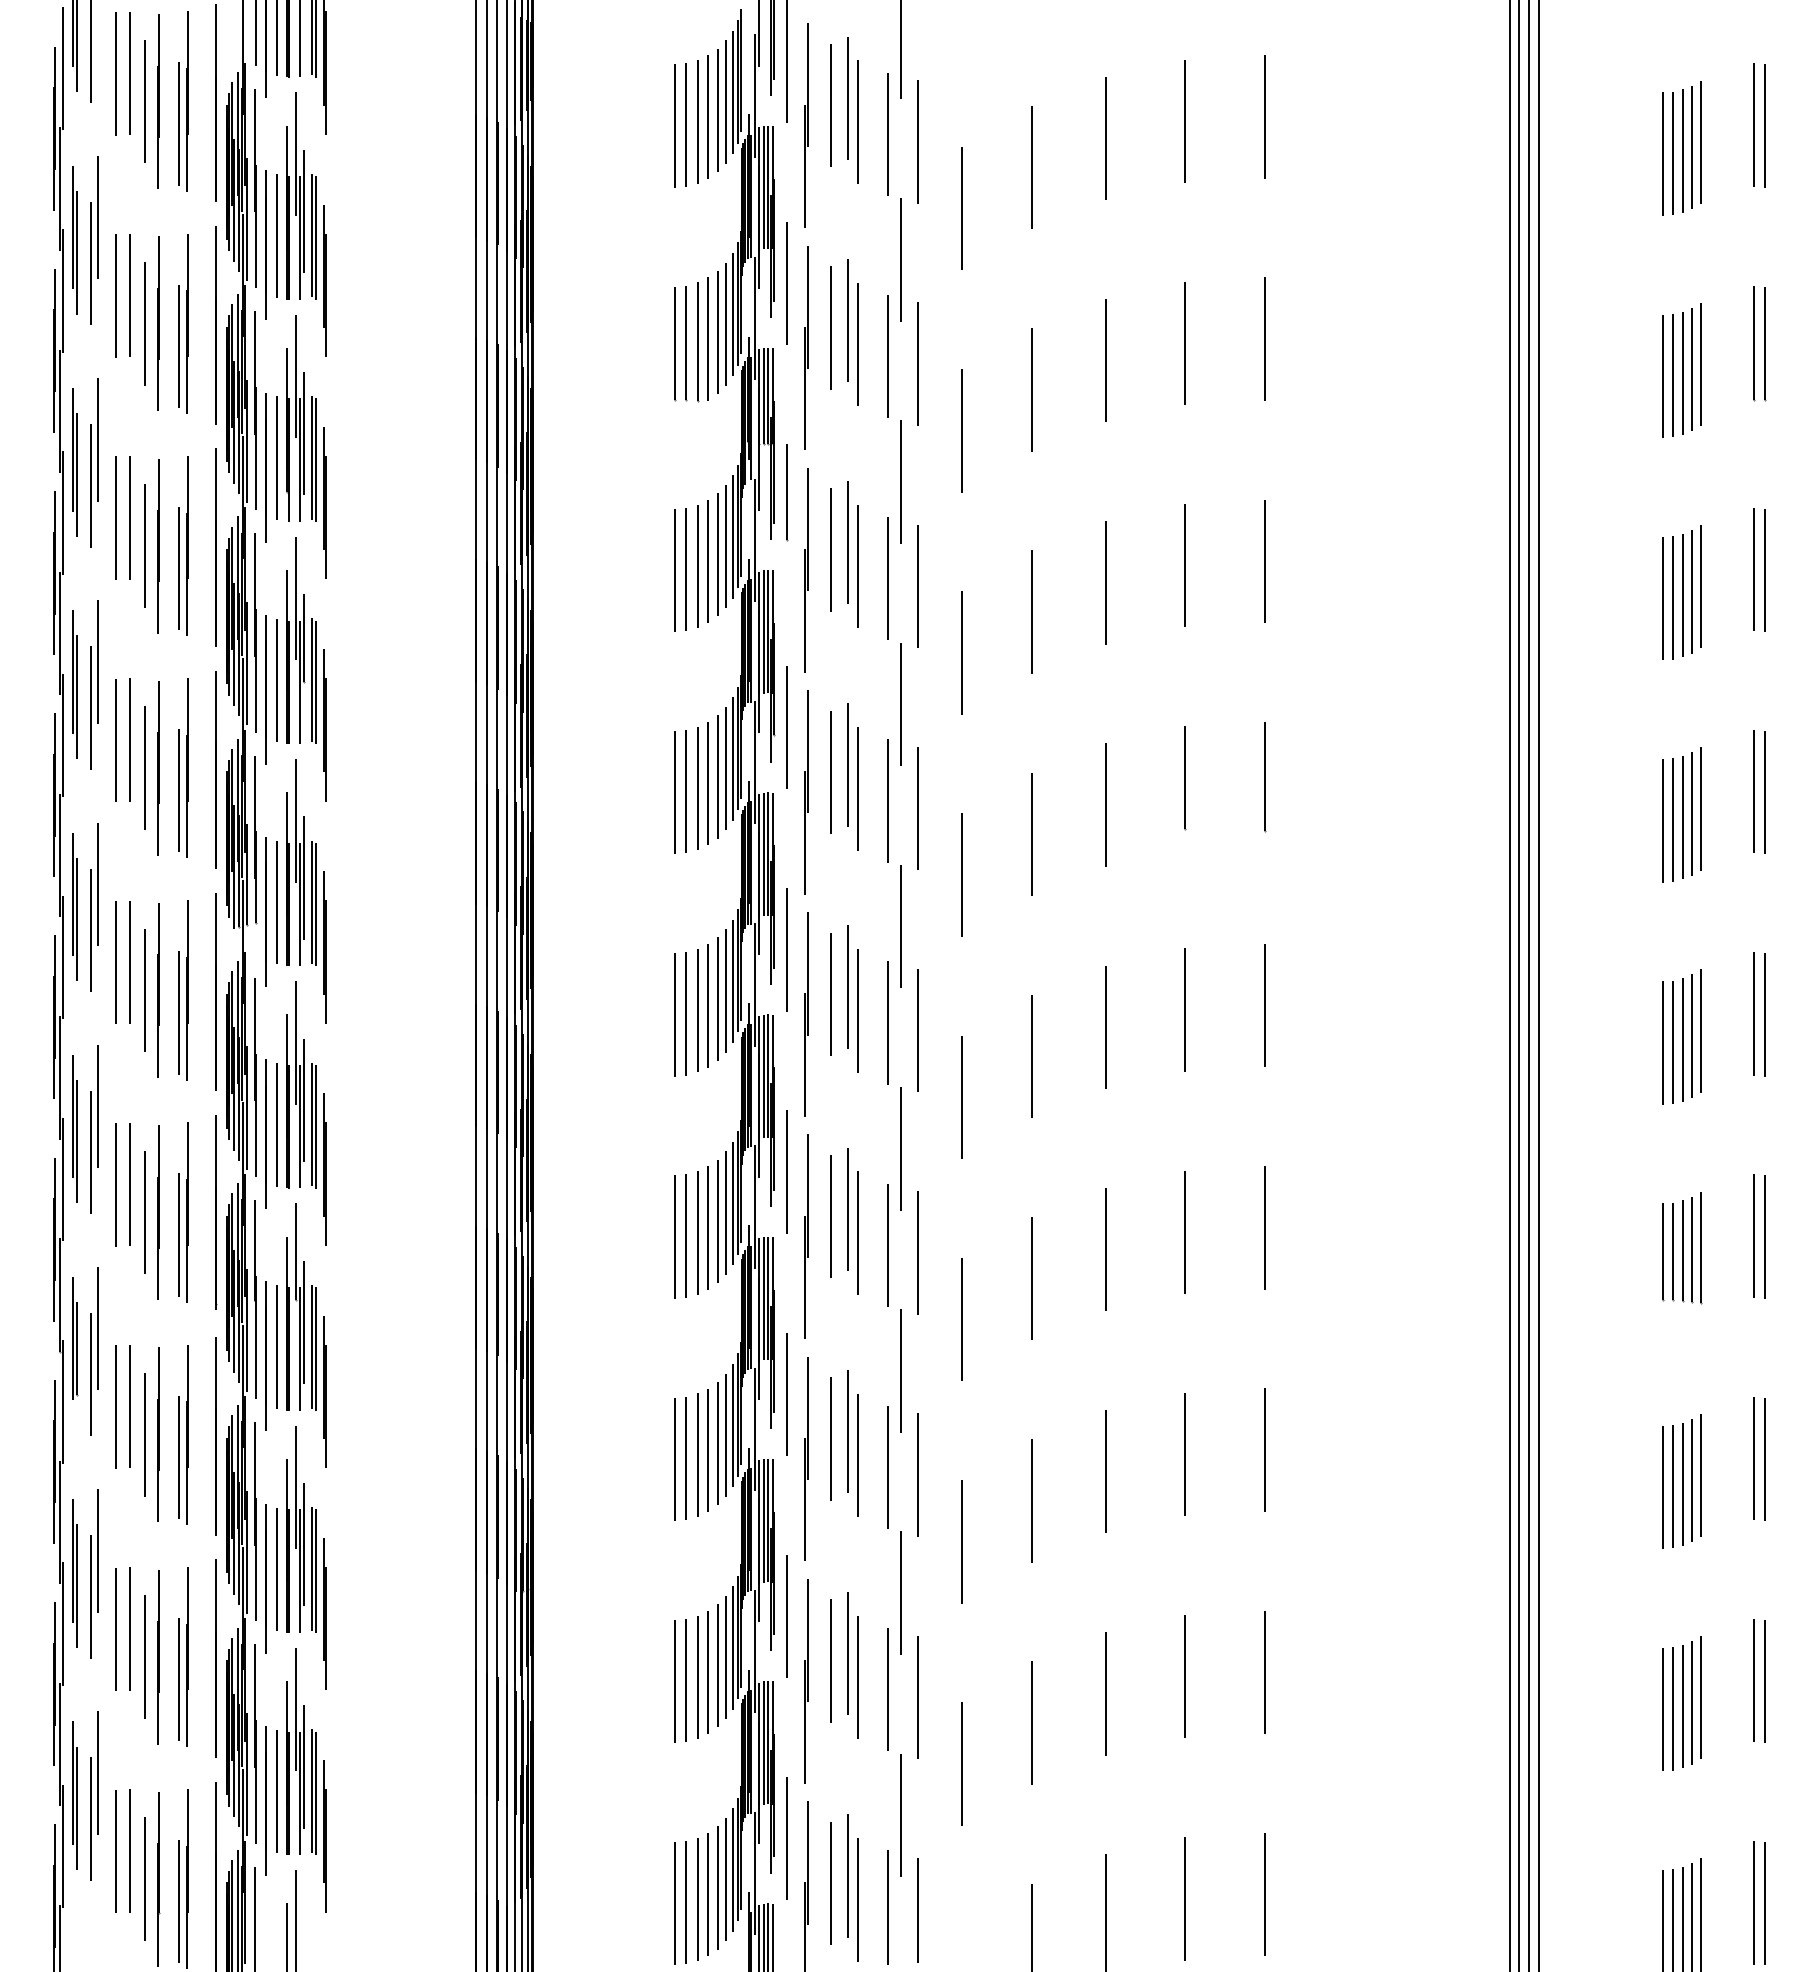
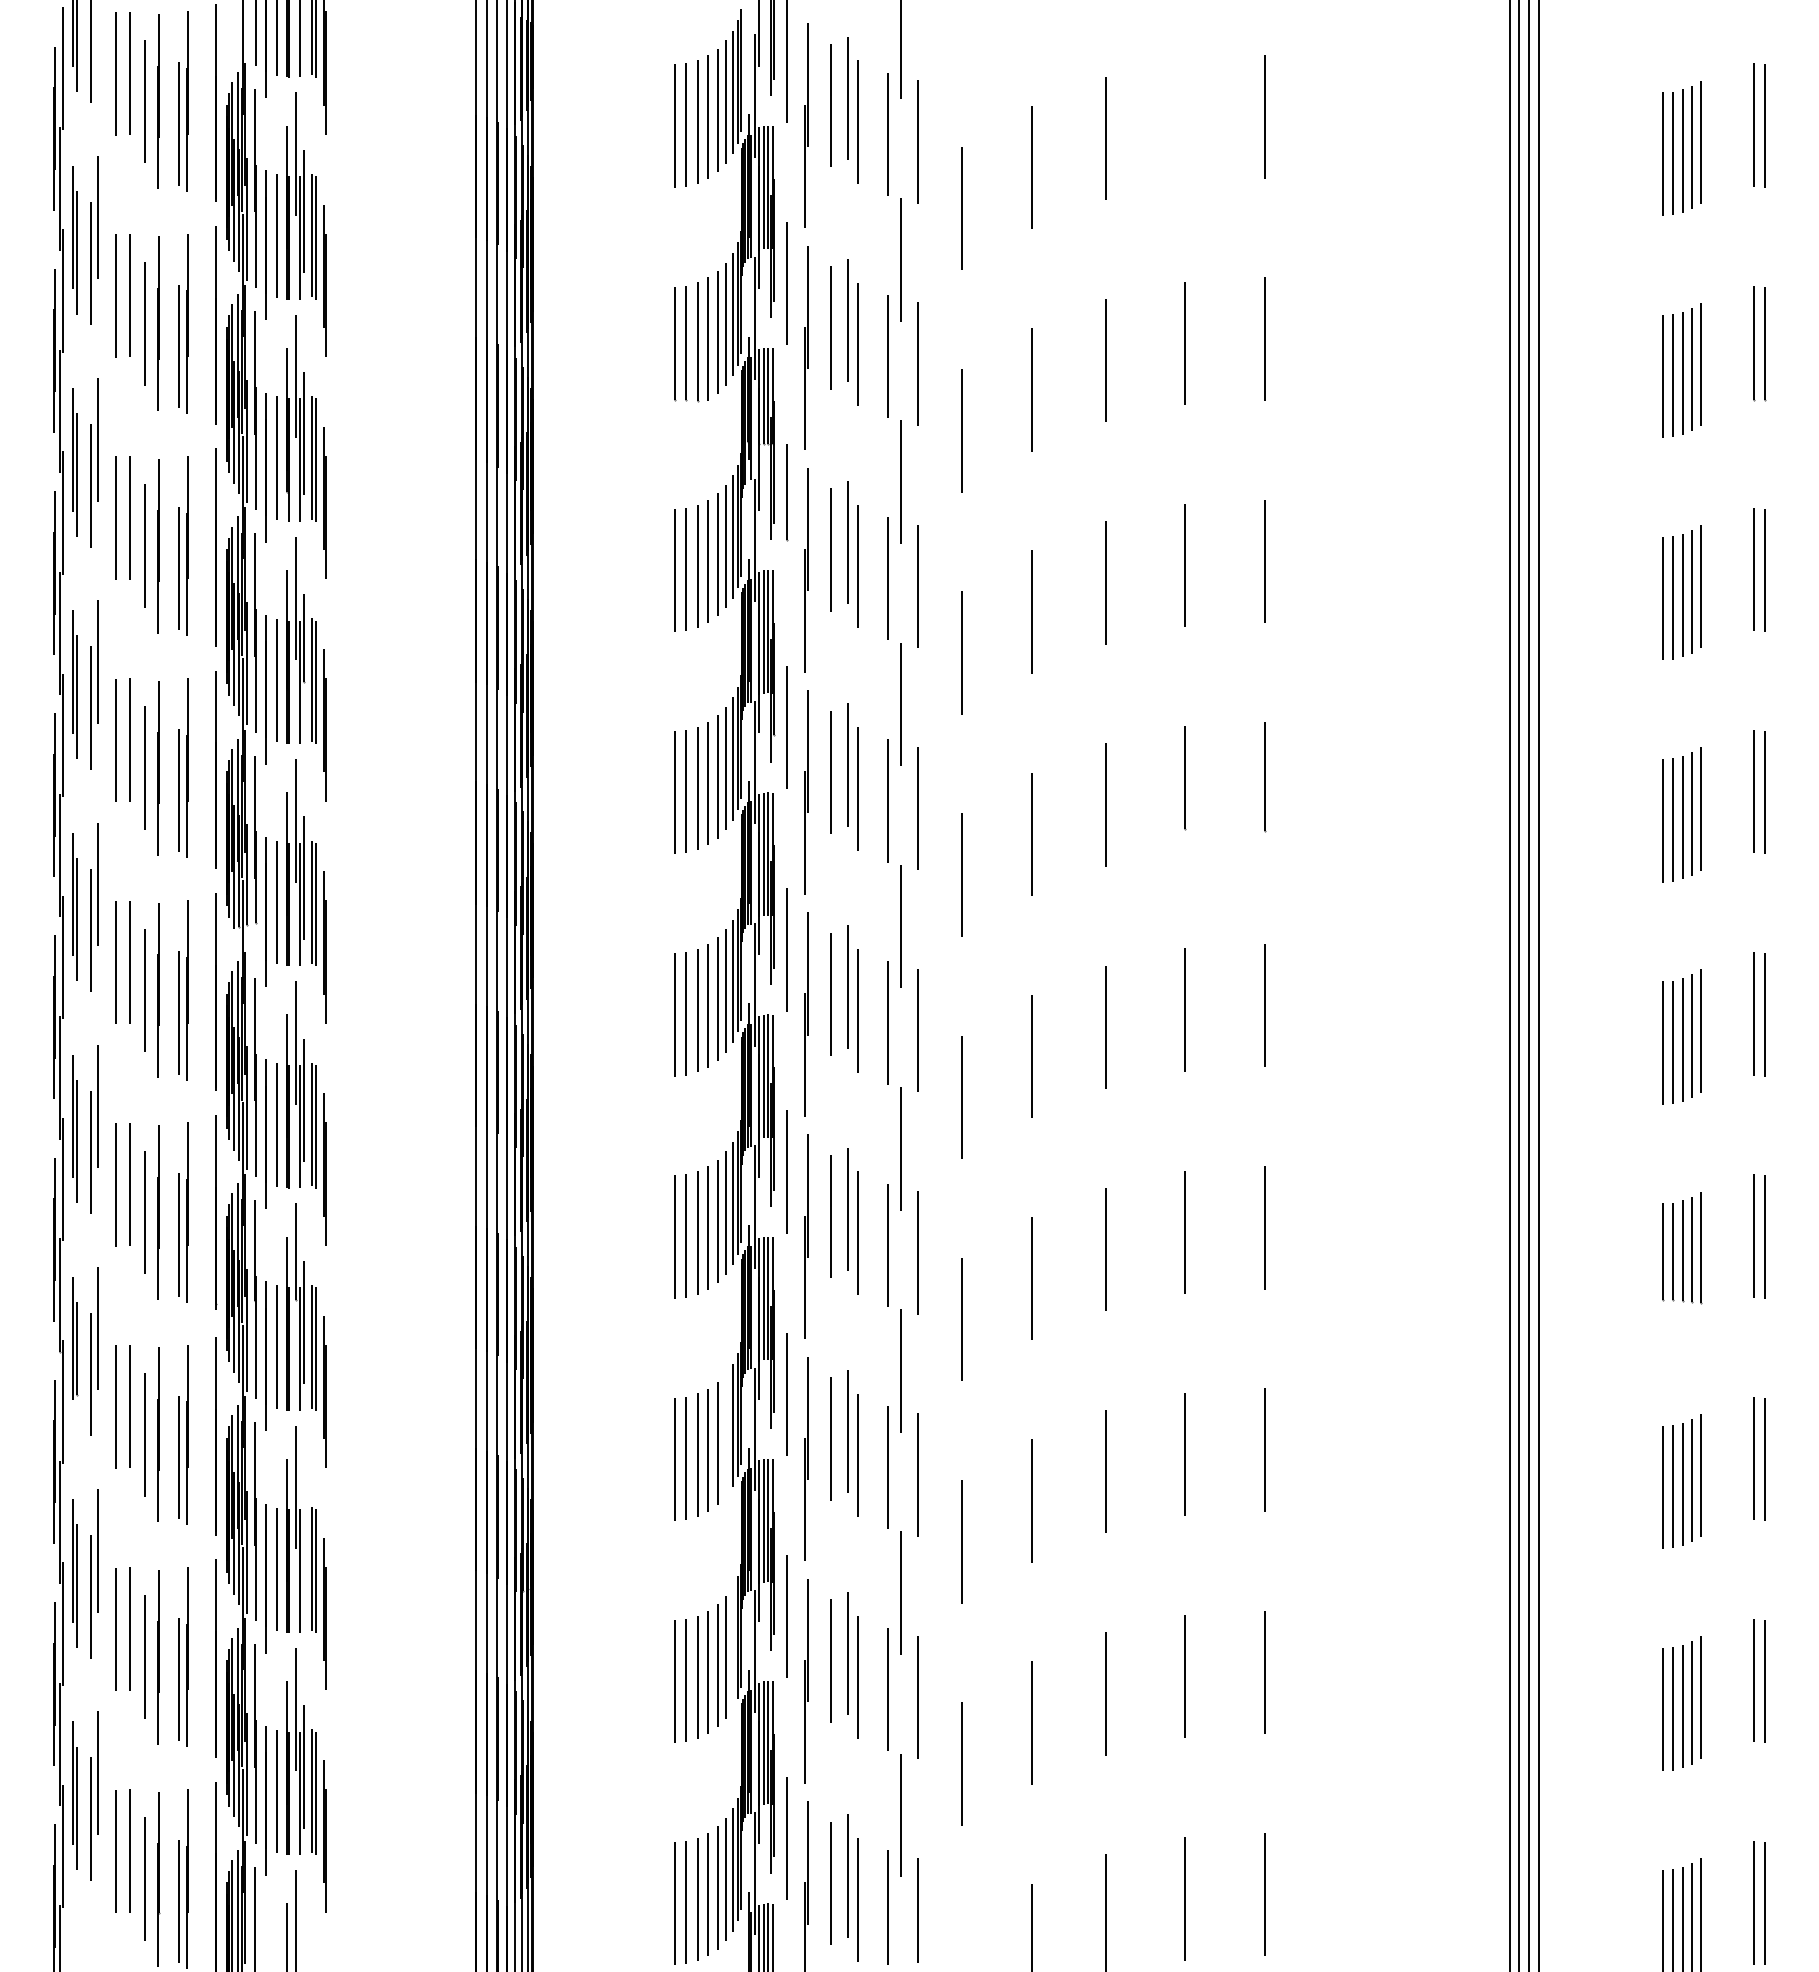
line: present -> none (1184, 121)
line: present -> none (726, 1435)
line: present -> none (303, 1544)
line: present -> none (732, 1647)
